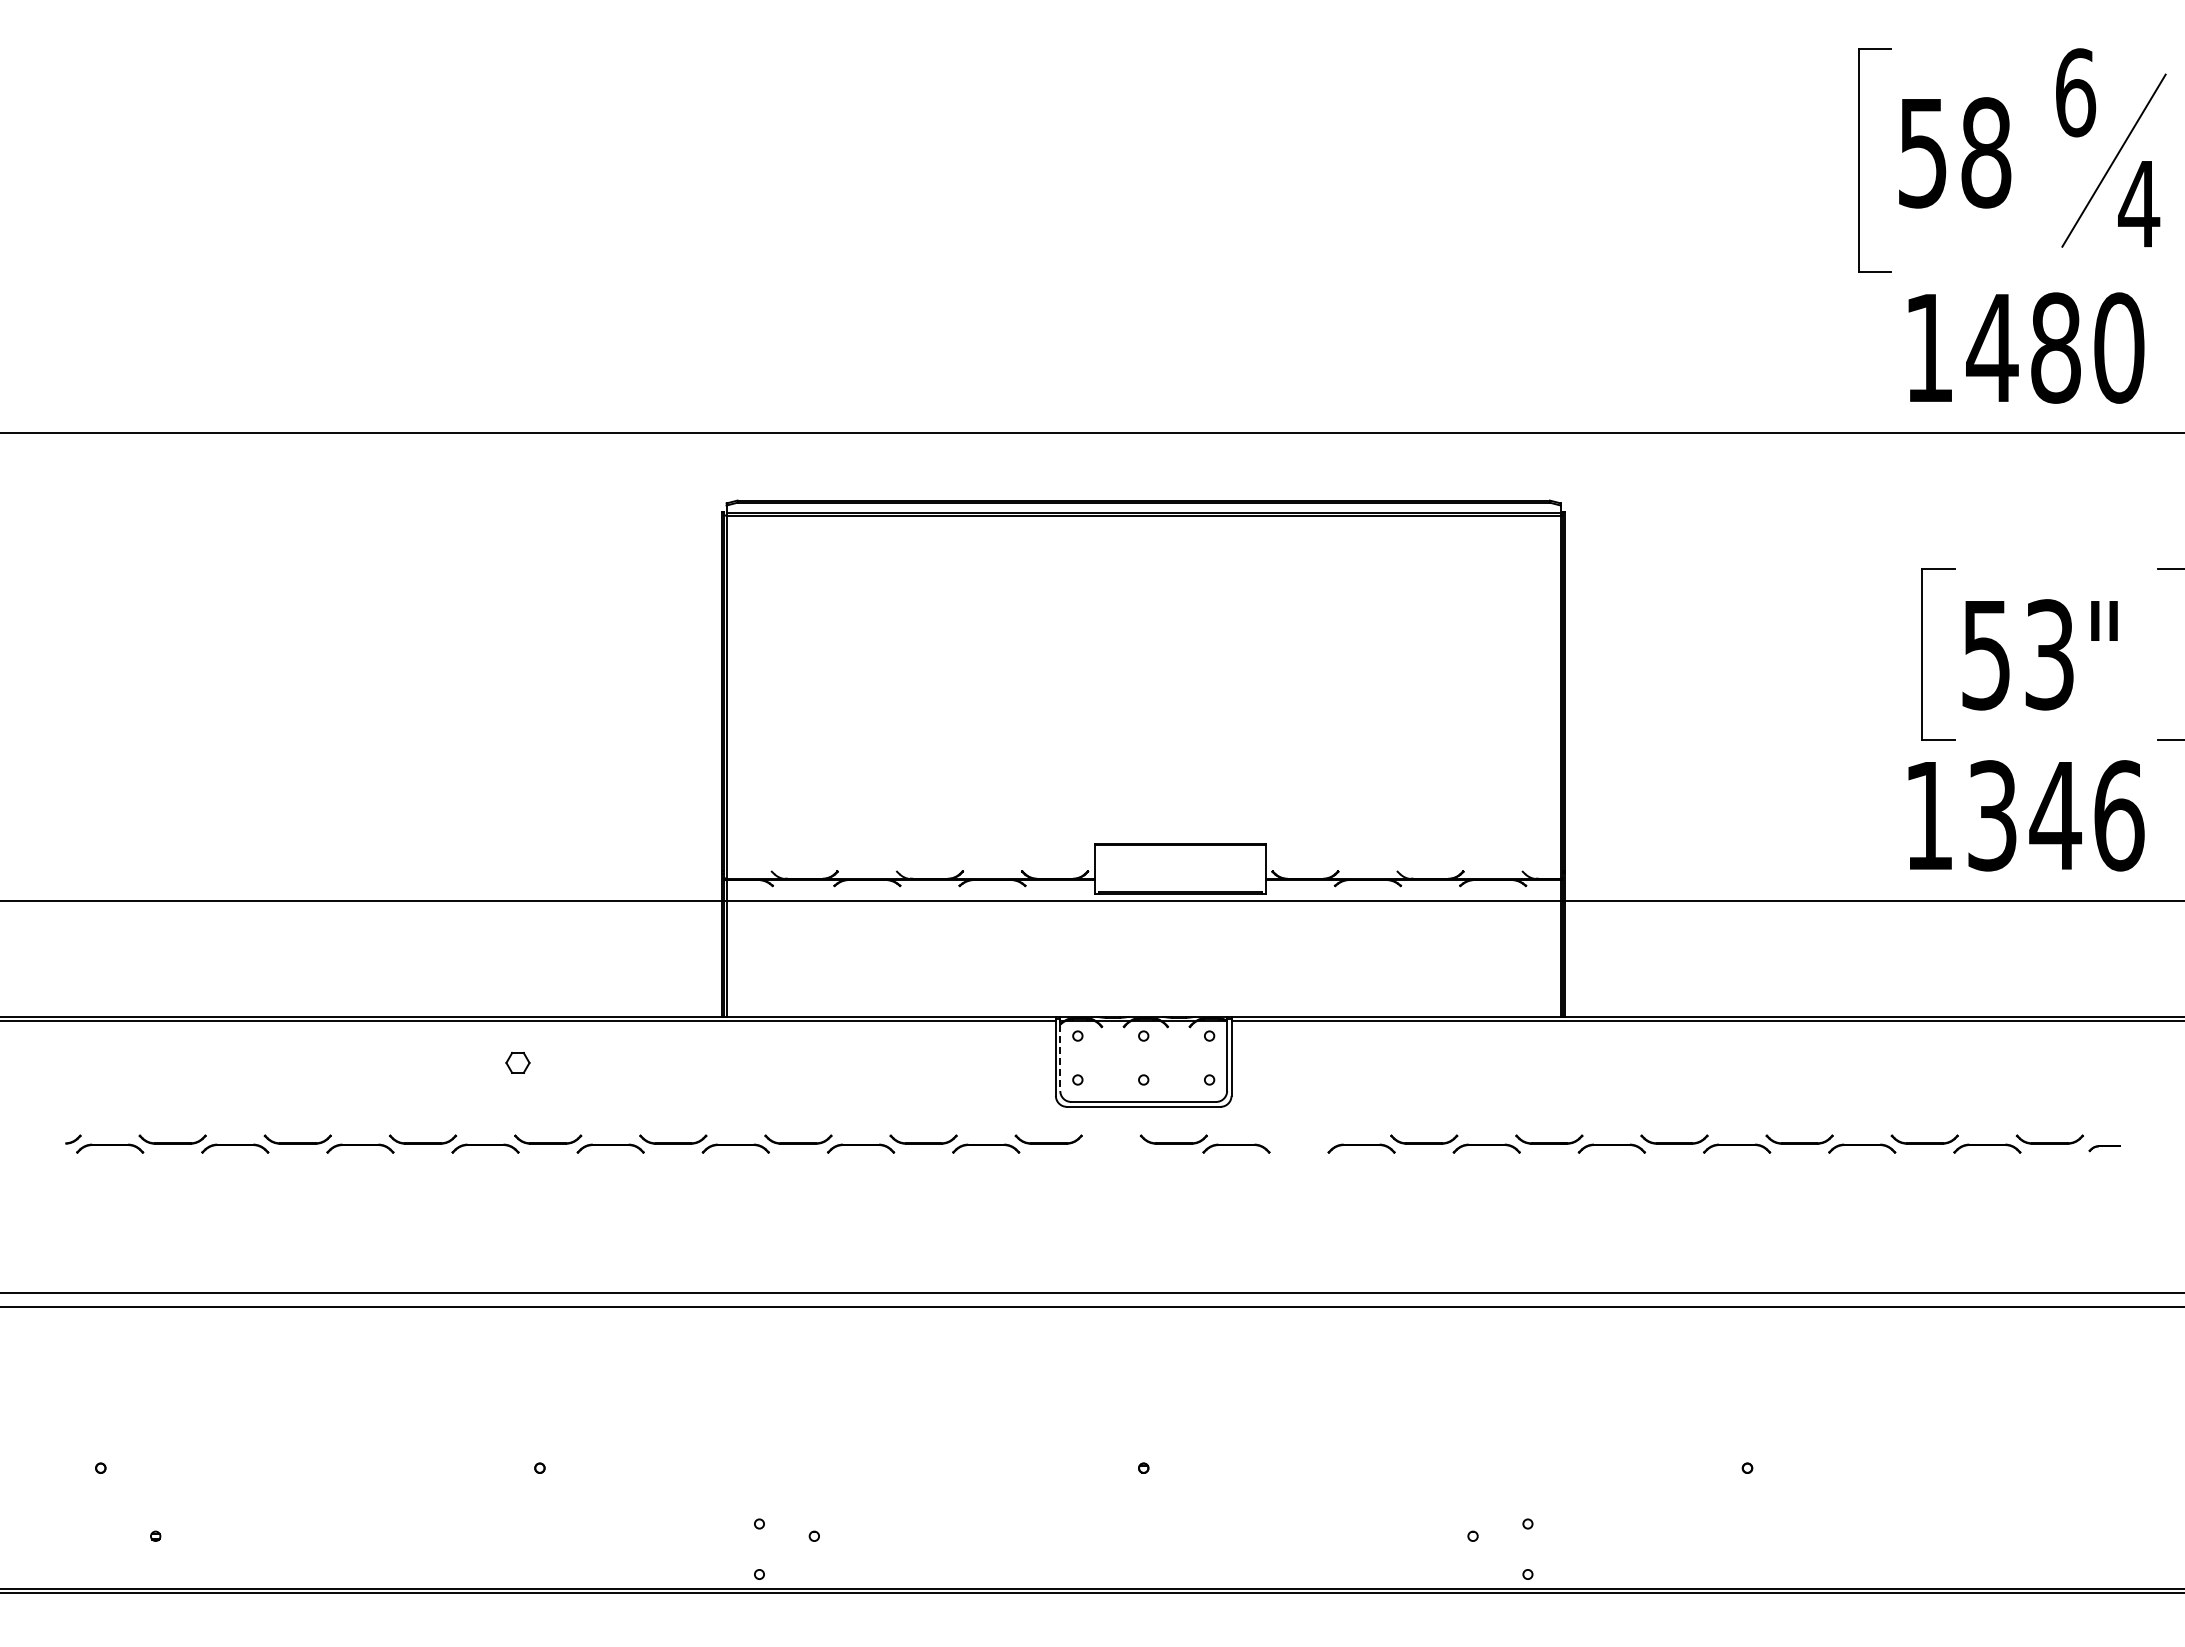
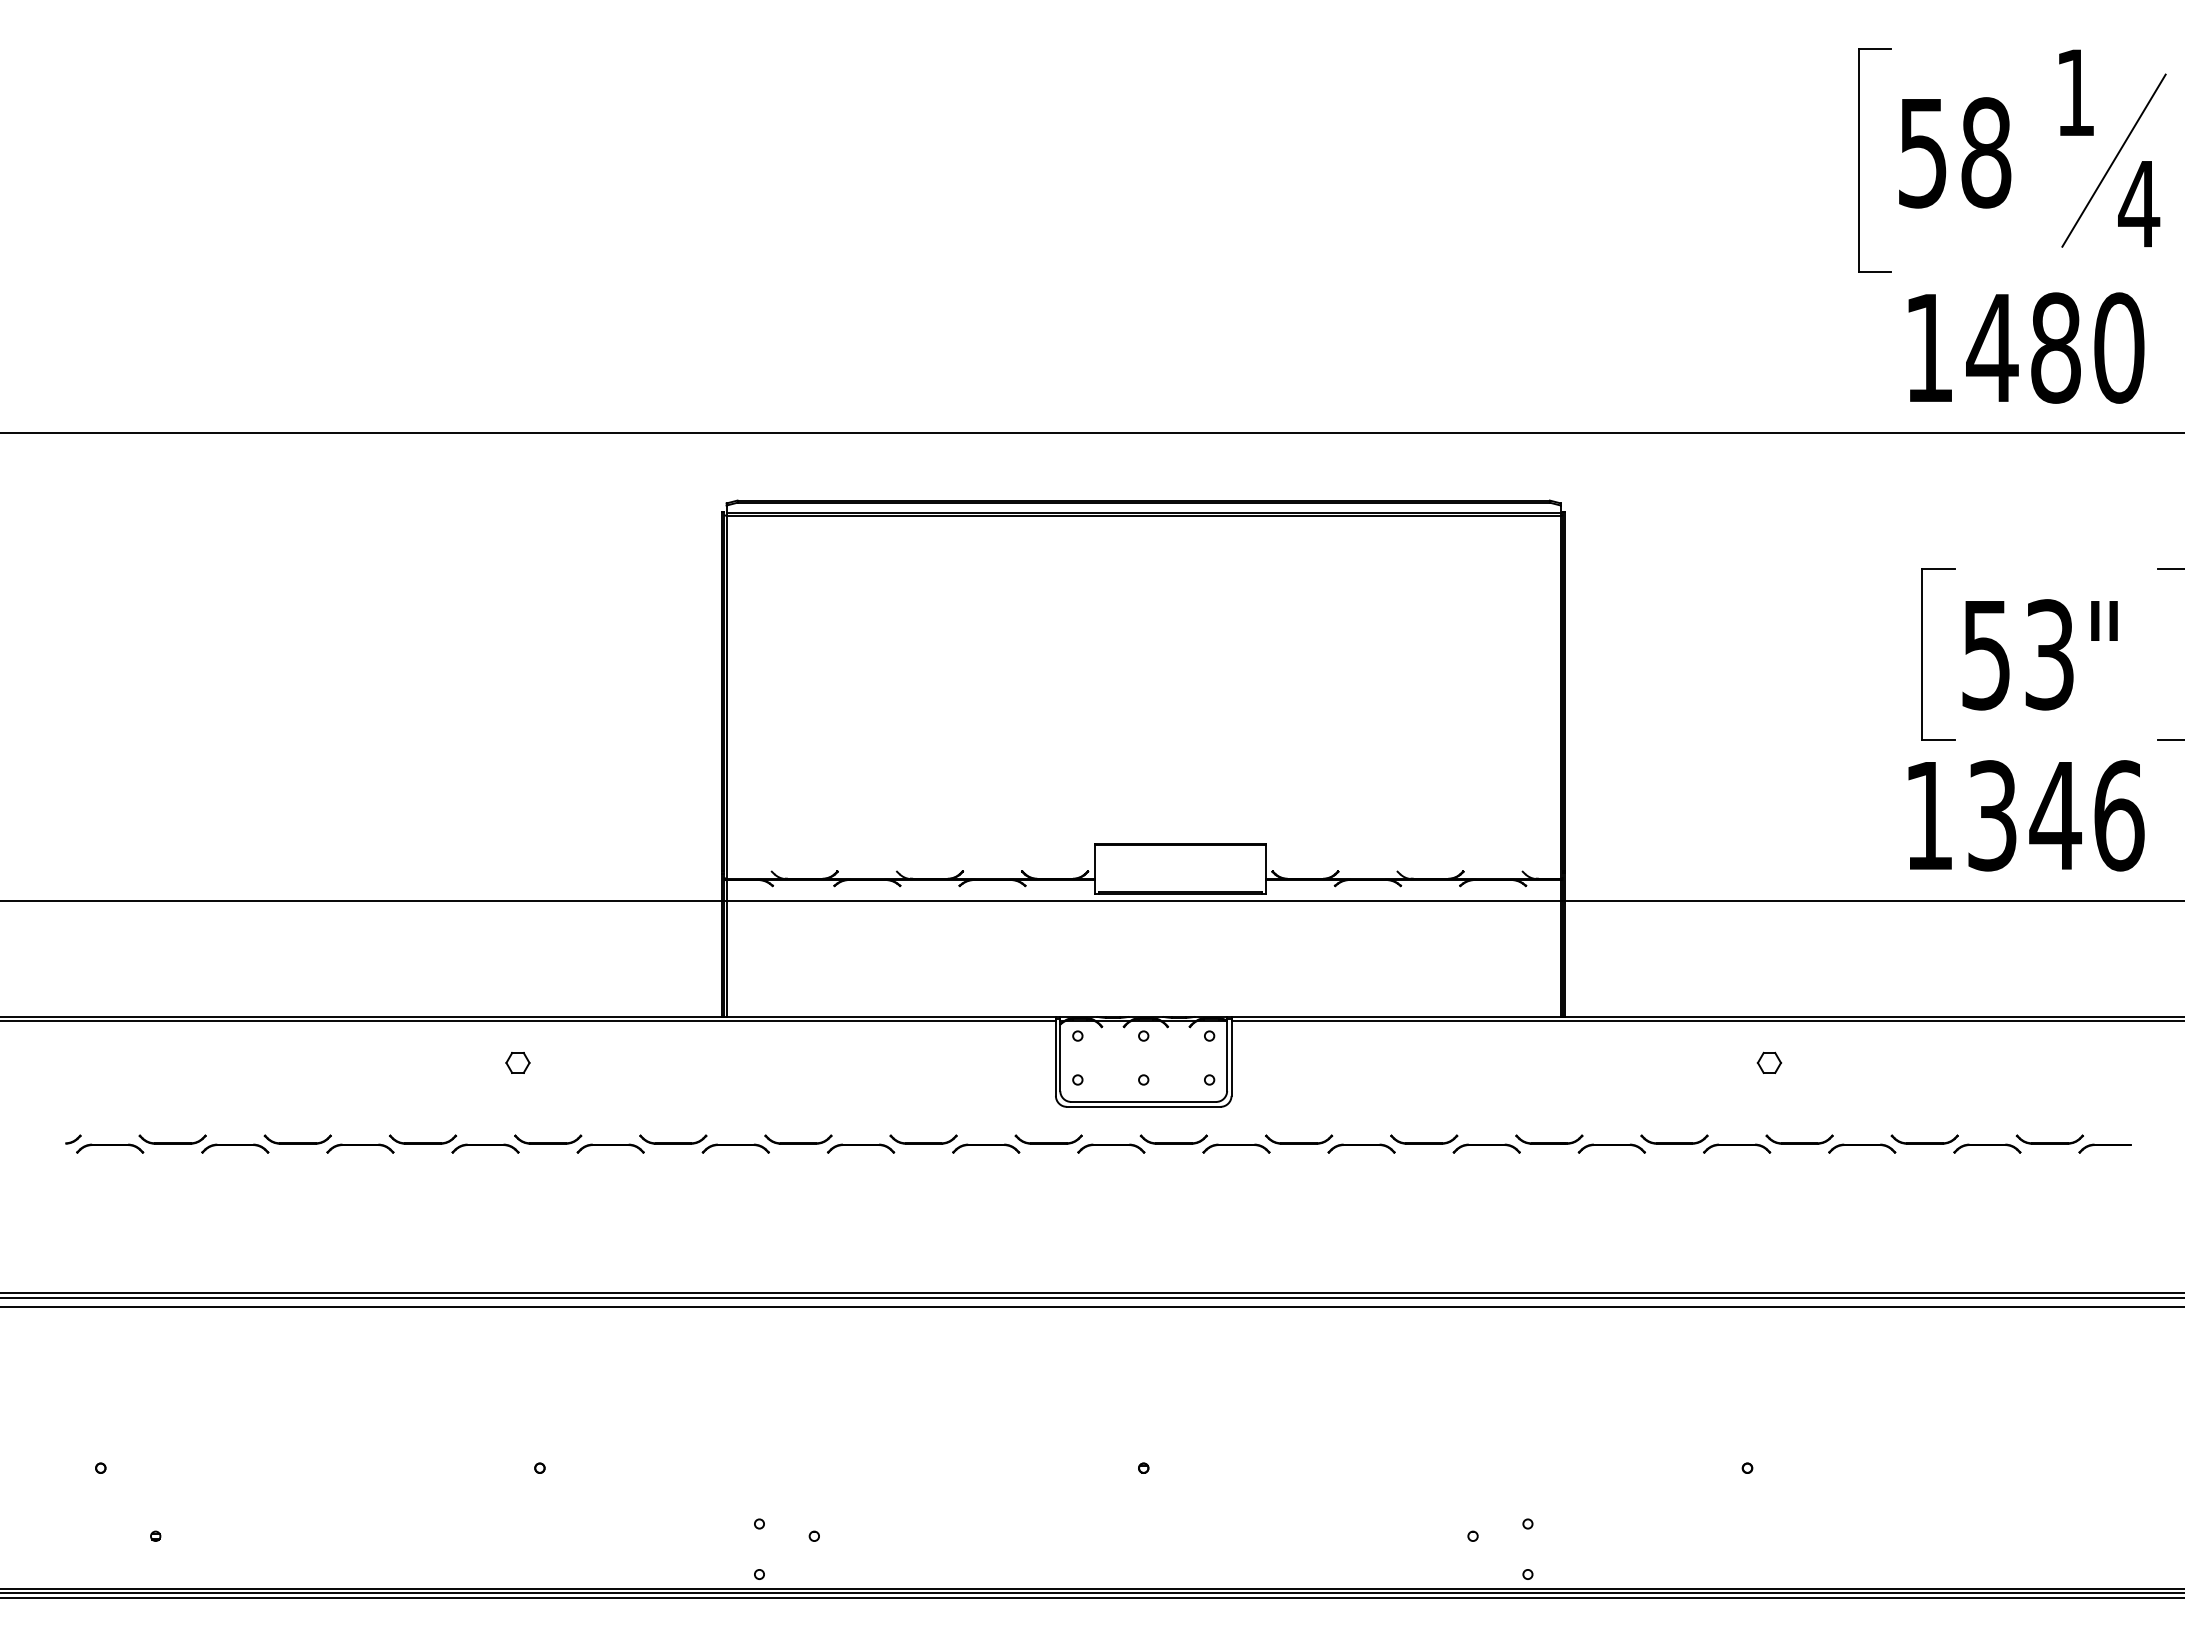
text: 6 -> 1 (2076, 92)
line: dashed -> solid (1060, 1058)
part: none -> present (1769, 1062)
part: none -> present (1299, 1139)
part: none -> present (1111, 1148)
part size: 33x8 px -> 54x11 px (2104, 1148)
line: none -> present (1091, 1297)
line: none -> present (1091, 1597)
